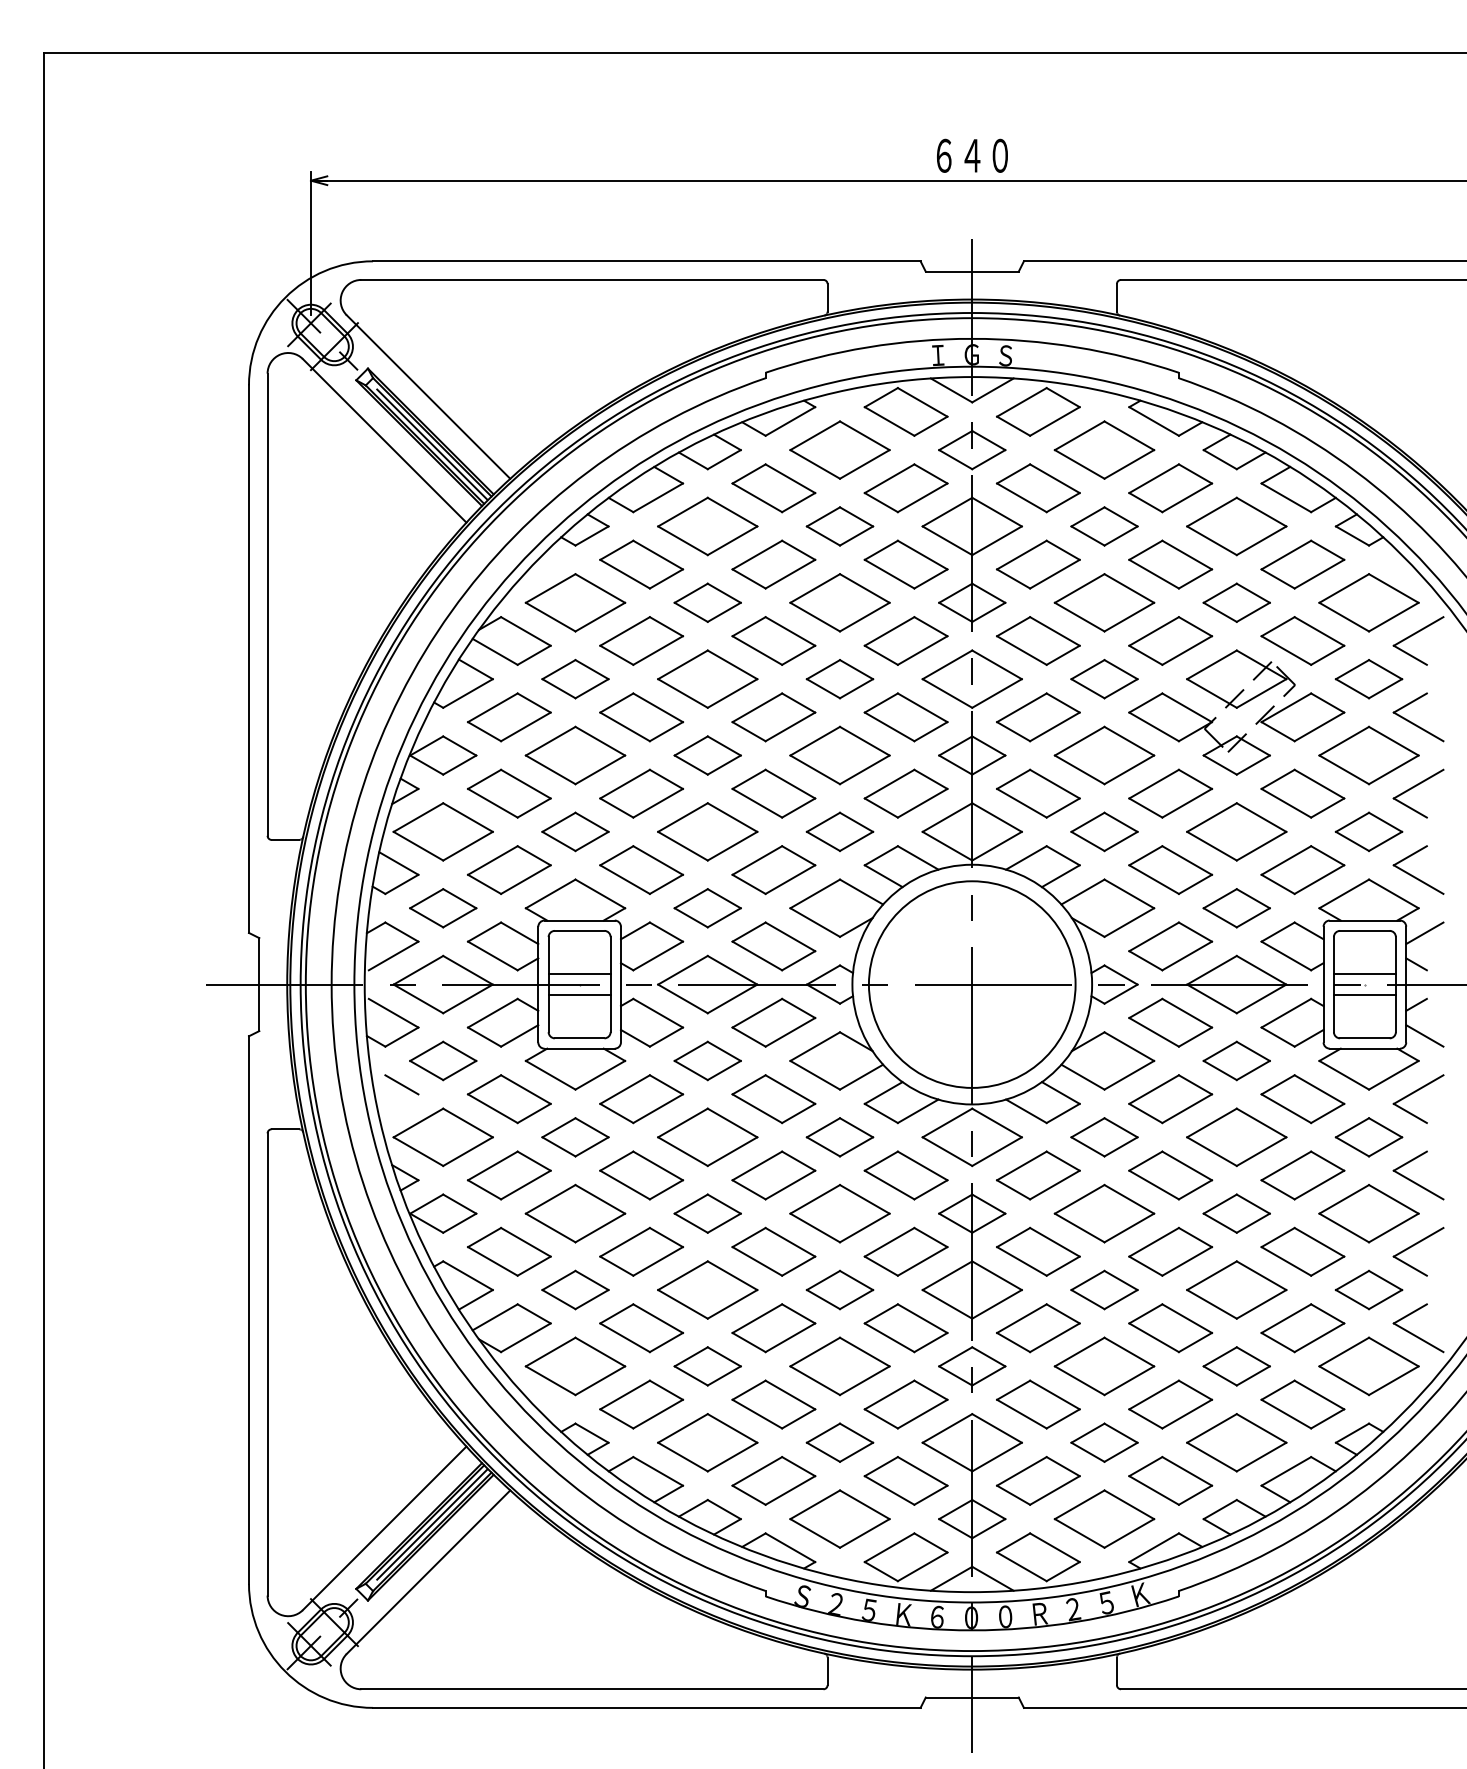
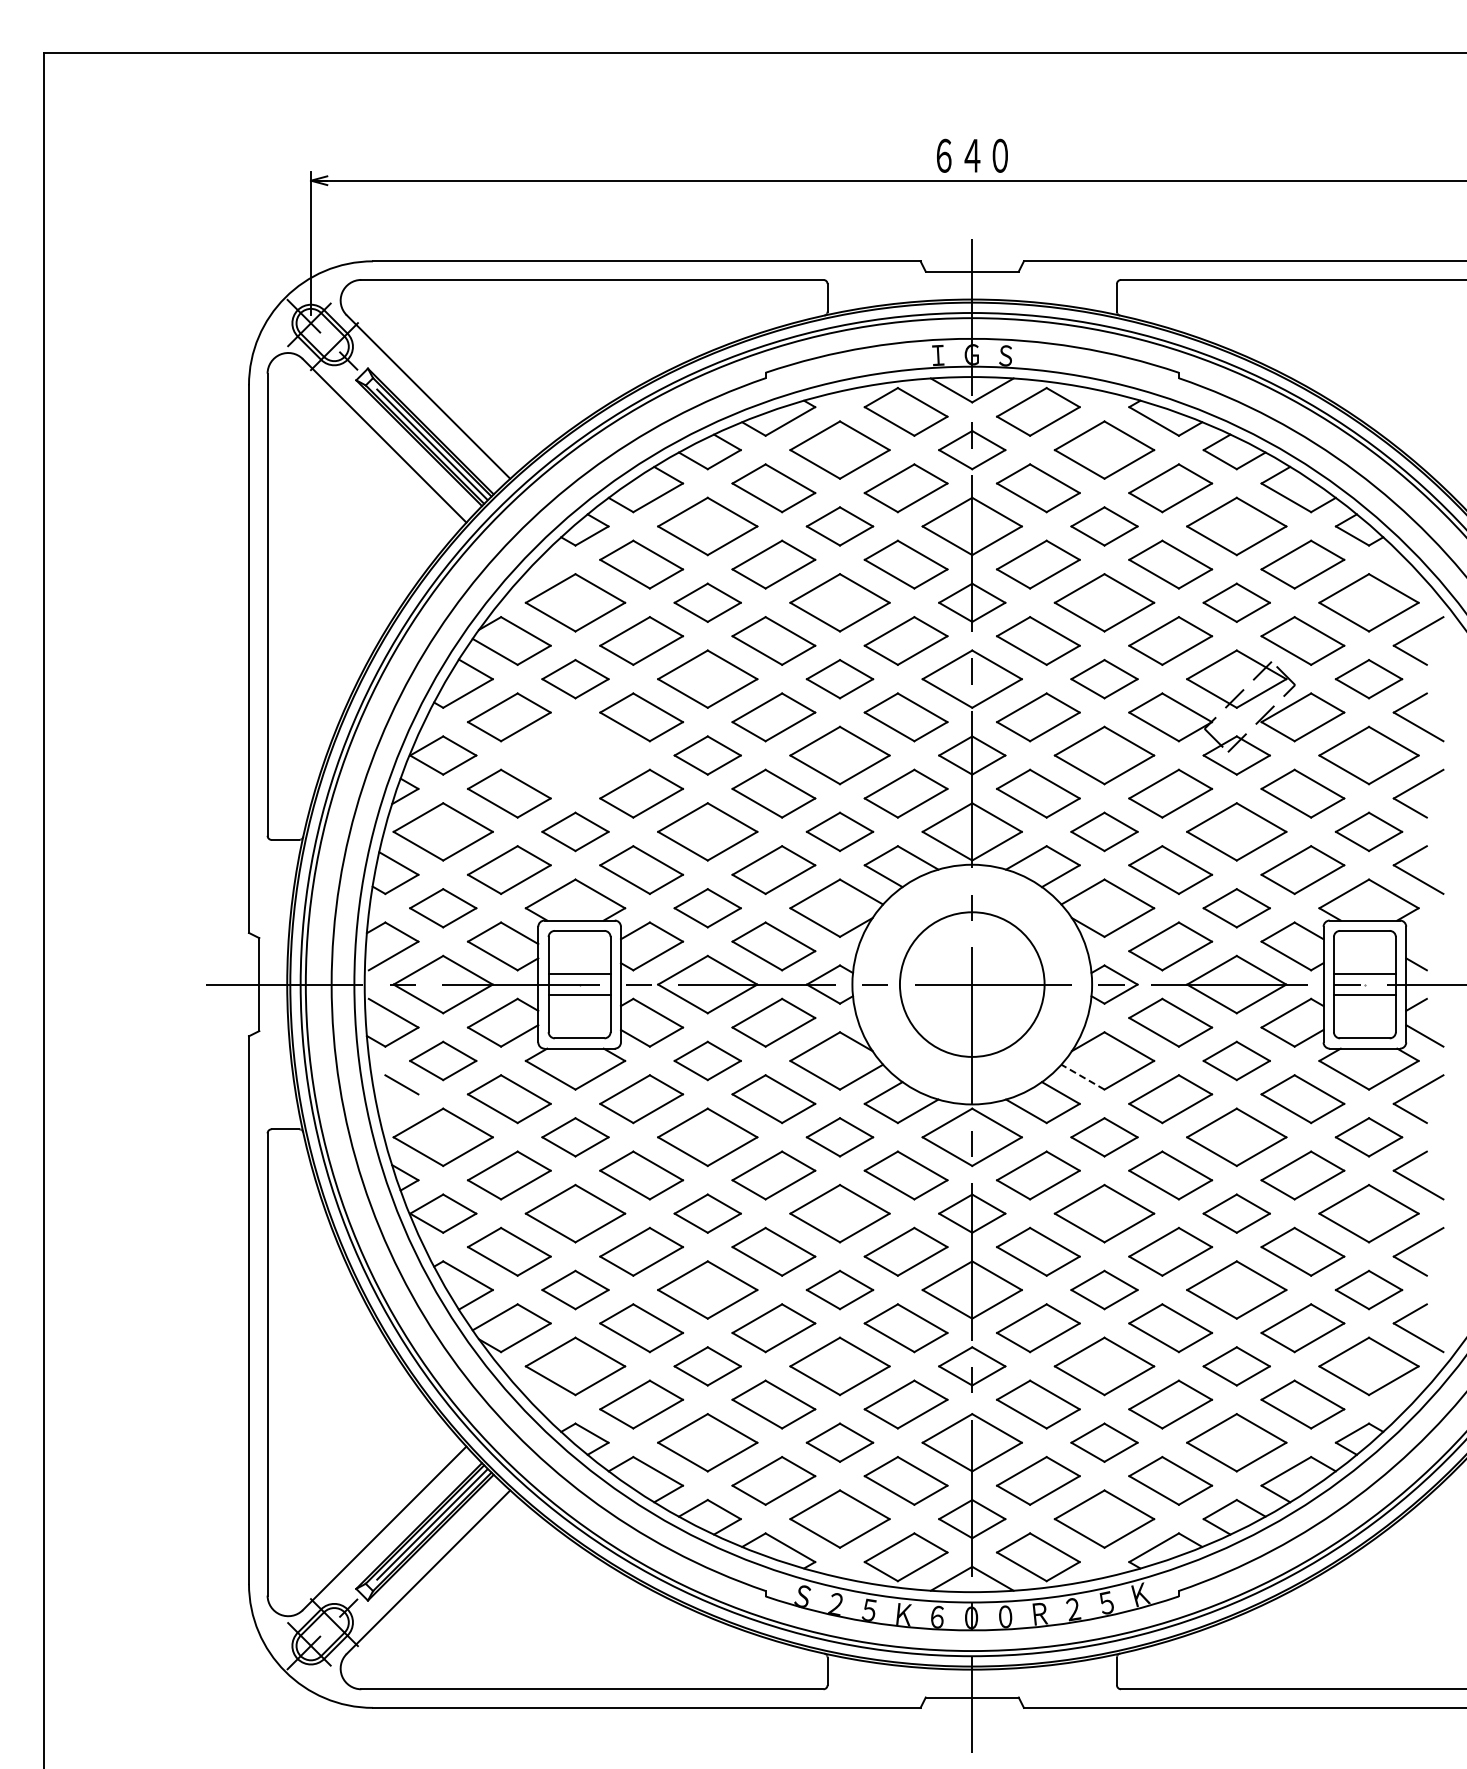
part: present -> none (575, 755)
line: present -> none (1424, 933)
circle diameter: 207 px -> 145 px (971, 984)
line: solid -> dashed (1082, 1077)
